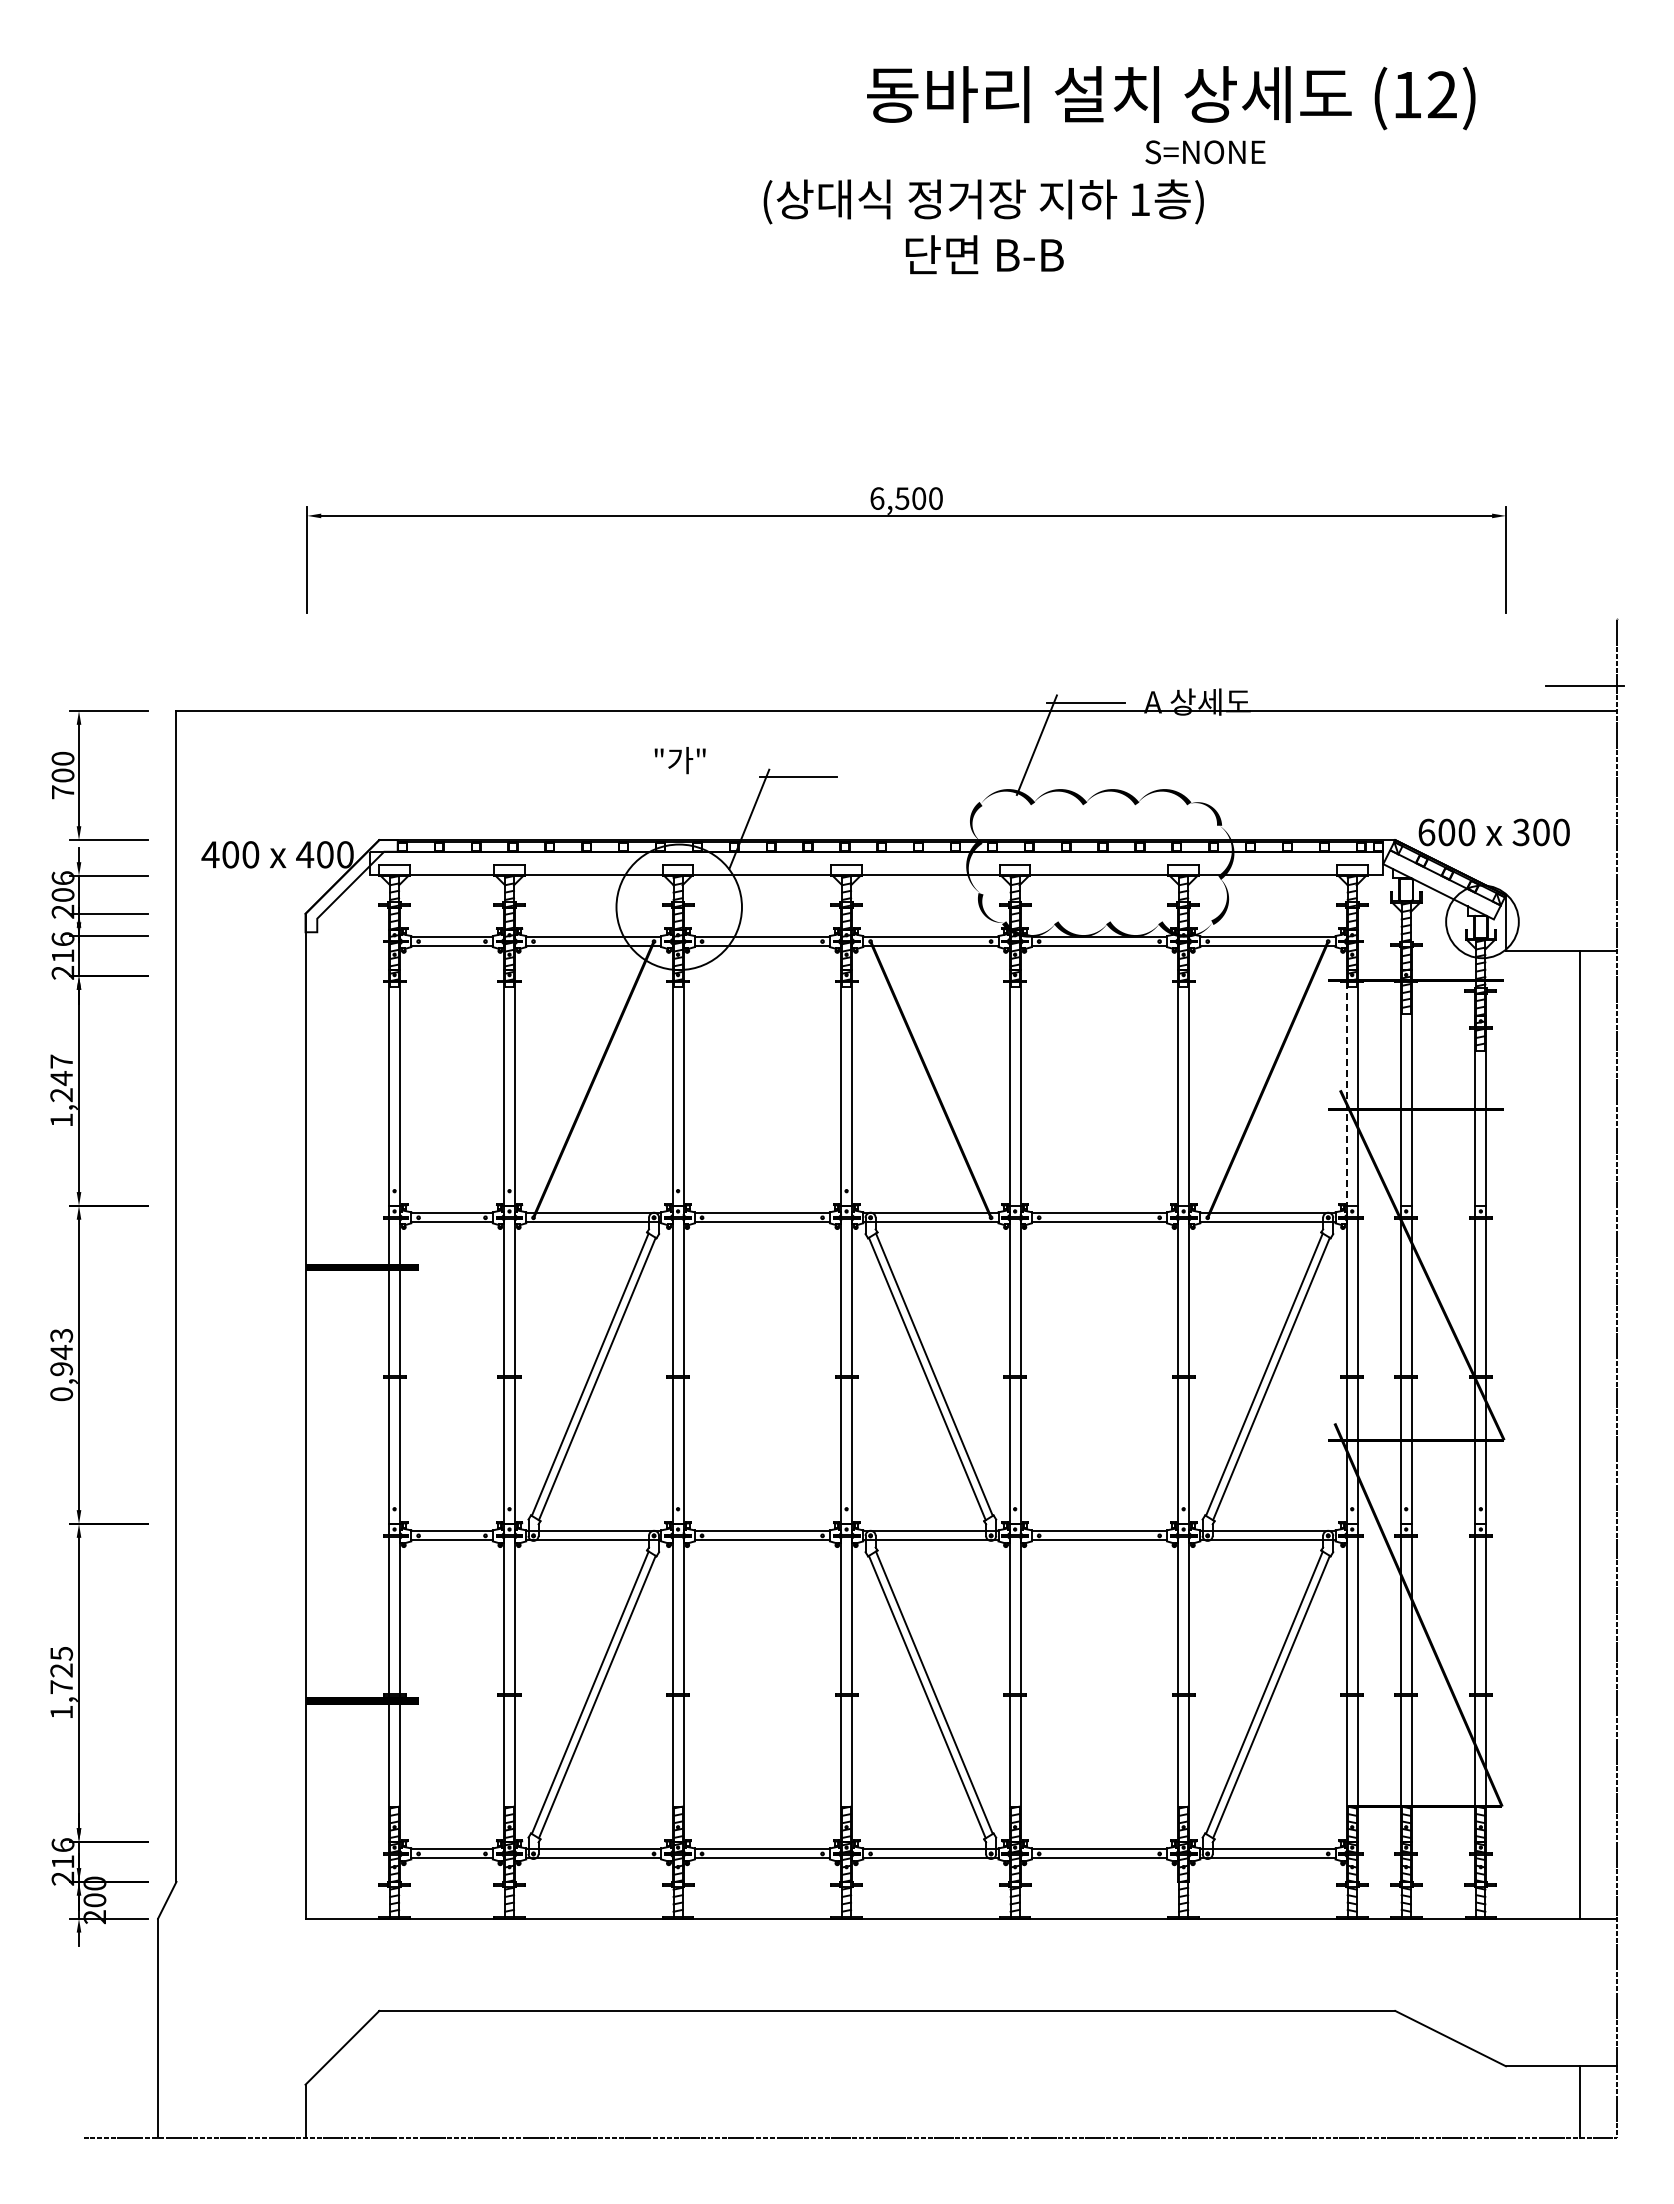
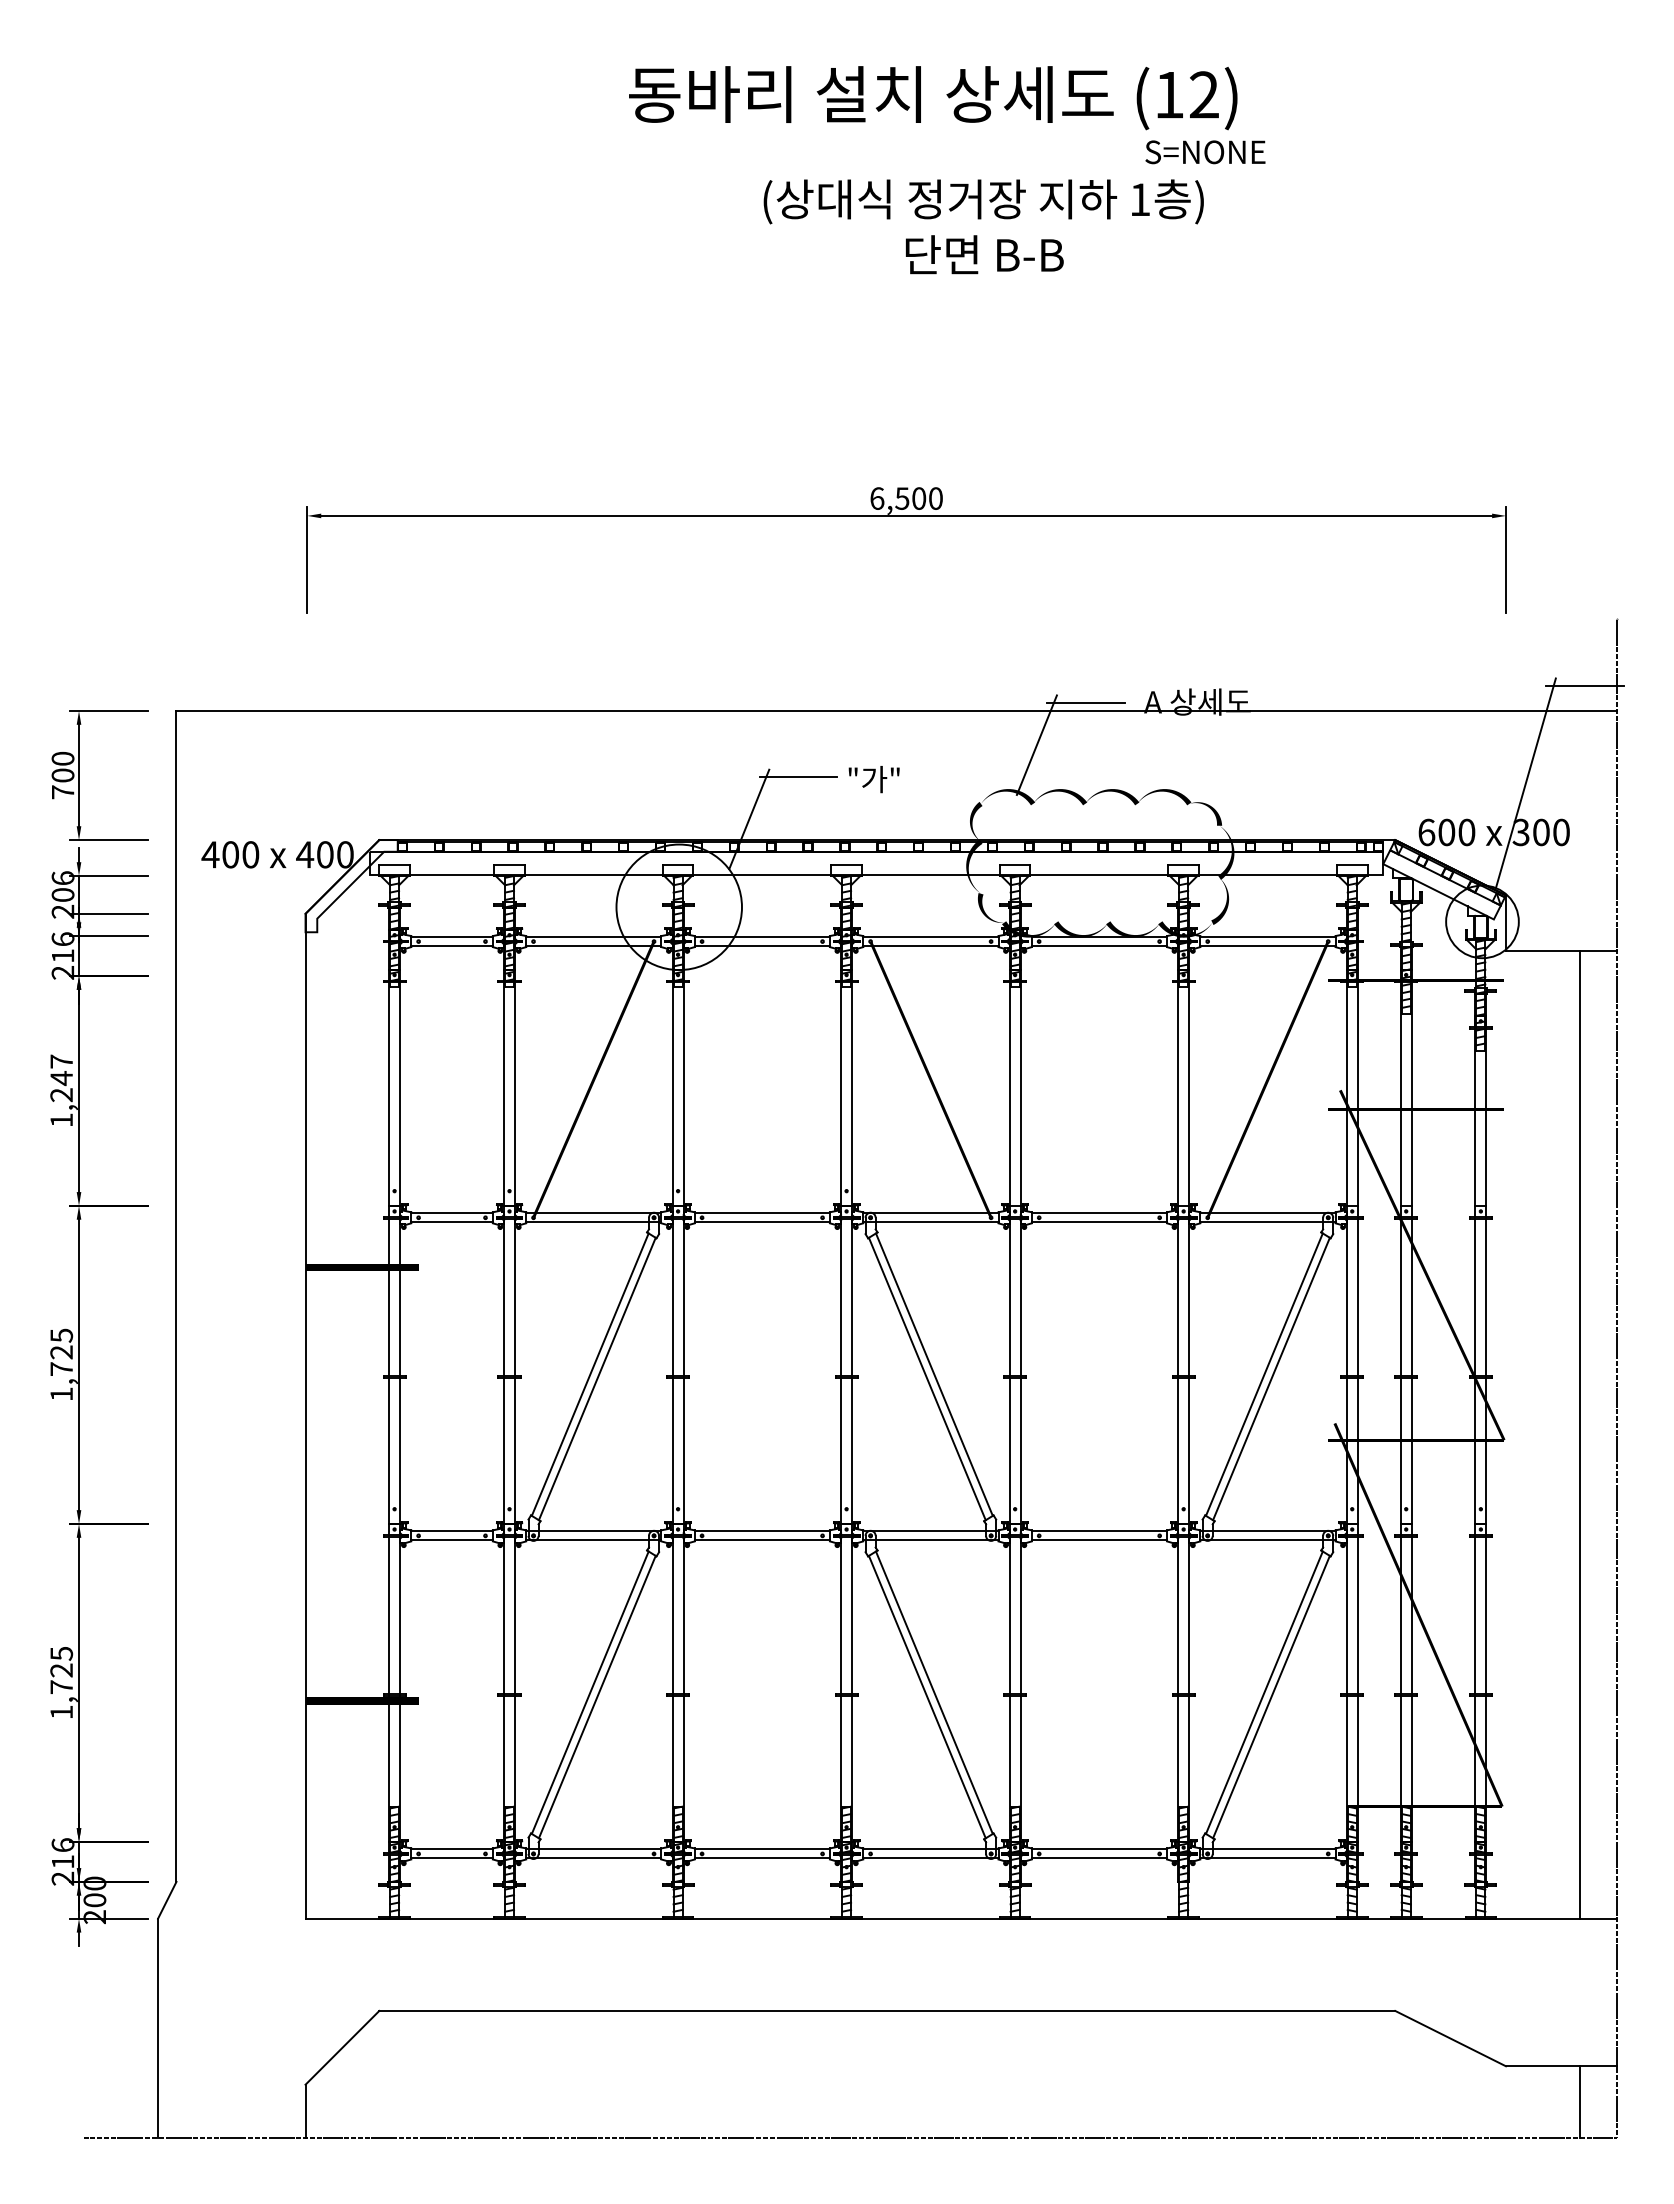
text position: (1171, 98) -> (933, 98) (933, 98)
text position: (679, 760) -> (873, 779) (873, 779)
line: none -> present (1525, 783)
line: dashed -> solid (1346, 1094)
text: 0,943 -> 1,725 (61, 1364)
